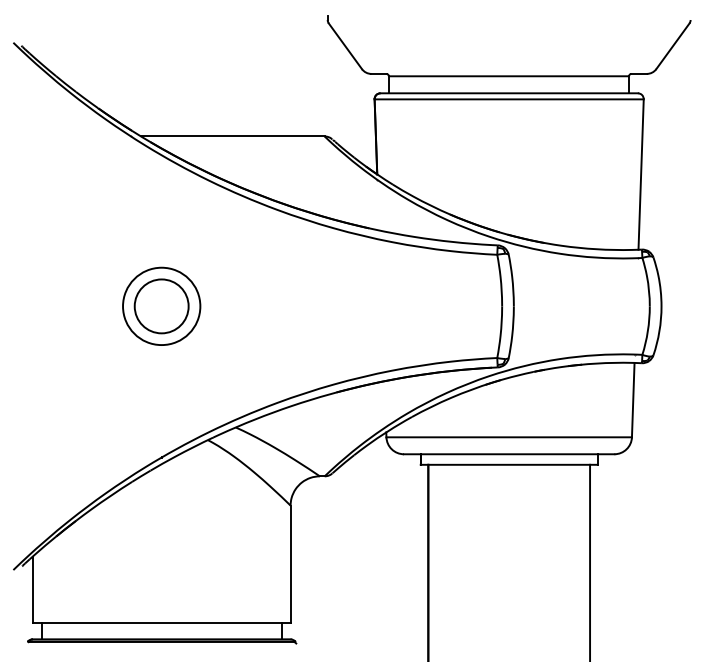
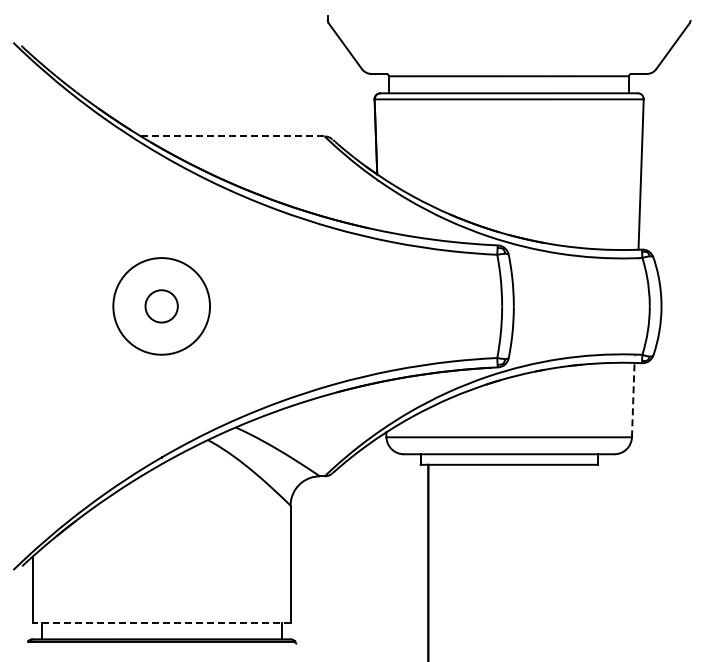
line: solid -> dashed (232, 136)
circle diameter: 54 px -> 32 px (161, 306)
circle diameter: 77 px -> 97 px (161, 306)
line: solid -> dashed (633, 399)
line: present -> none (590, 561)
line: solid -> dashed (161, 622)
